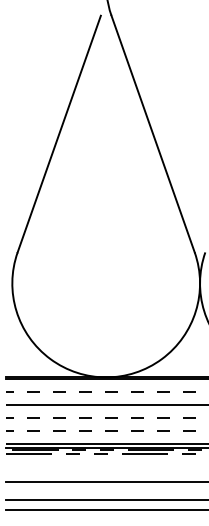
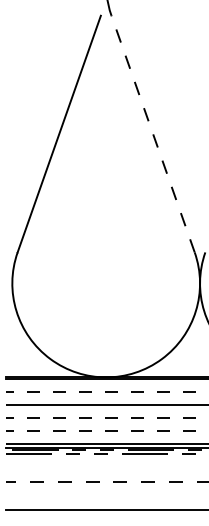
line: solid -> dashed (152, 133)
line: solid -> dashed (107, 482)
line: present -> none (105, 499)
